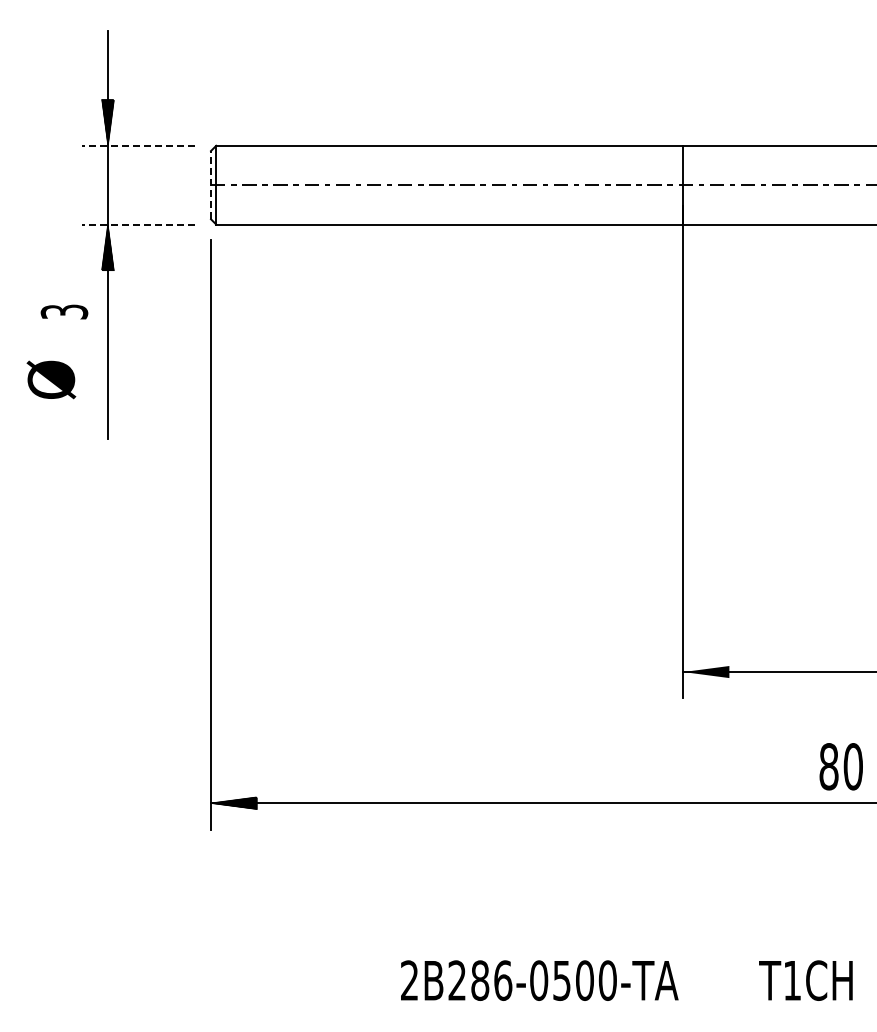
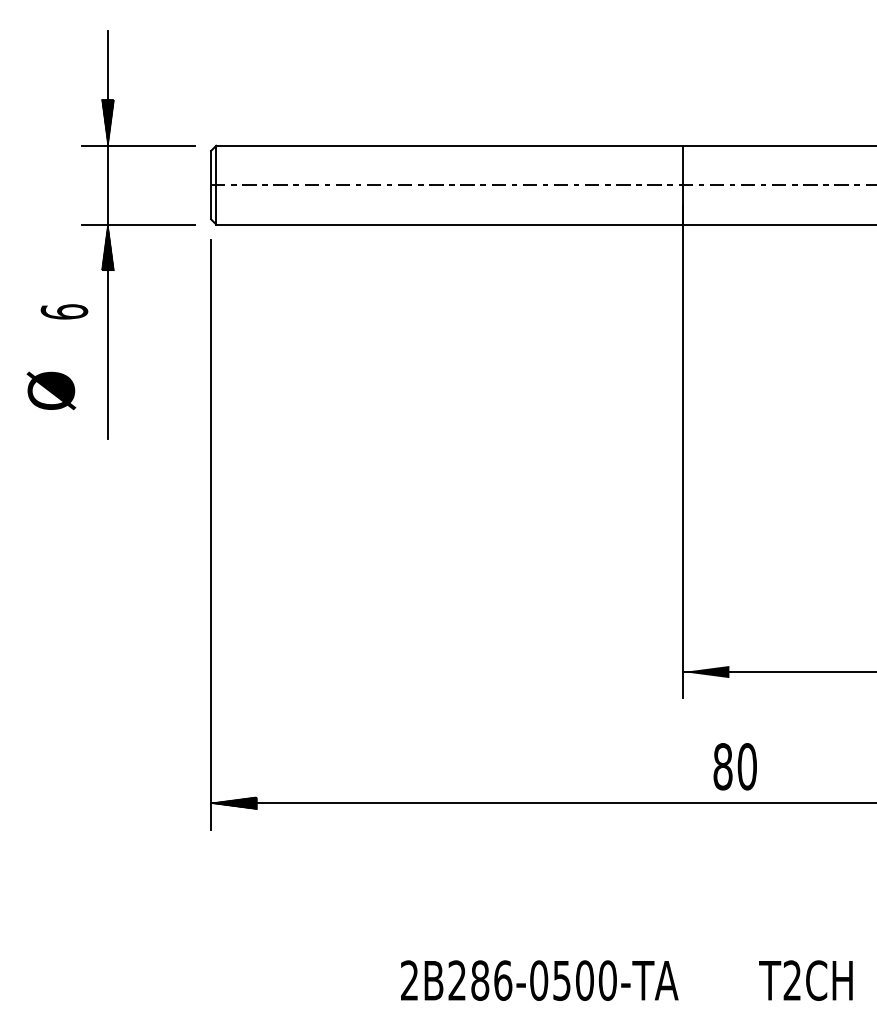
line: dashed -> solid (138, 145)
line: dashed -> solid (211, 184)
line: dashed -> solid (138, 224)
text: 3 -> 6 (64, 311)
text position: (51, 379) -> (51, 390) (51, 390)
text position: (840, 766) -> (734, 766) (734, 766)
text: T1CH -> T2CH (791, 980)
